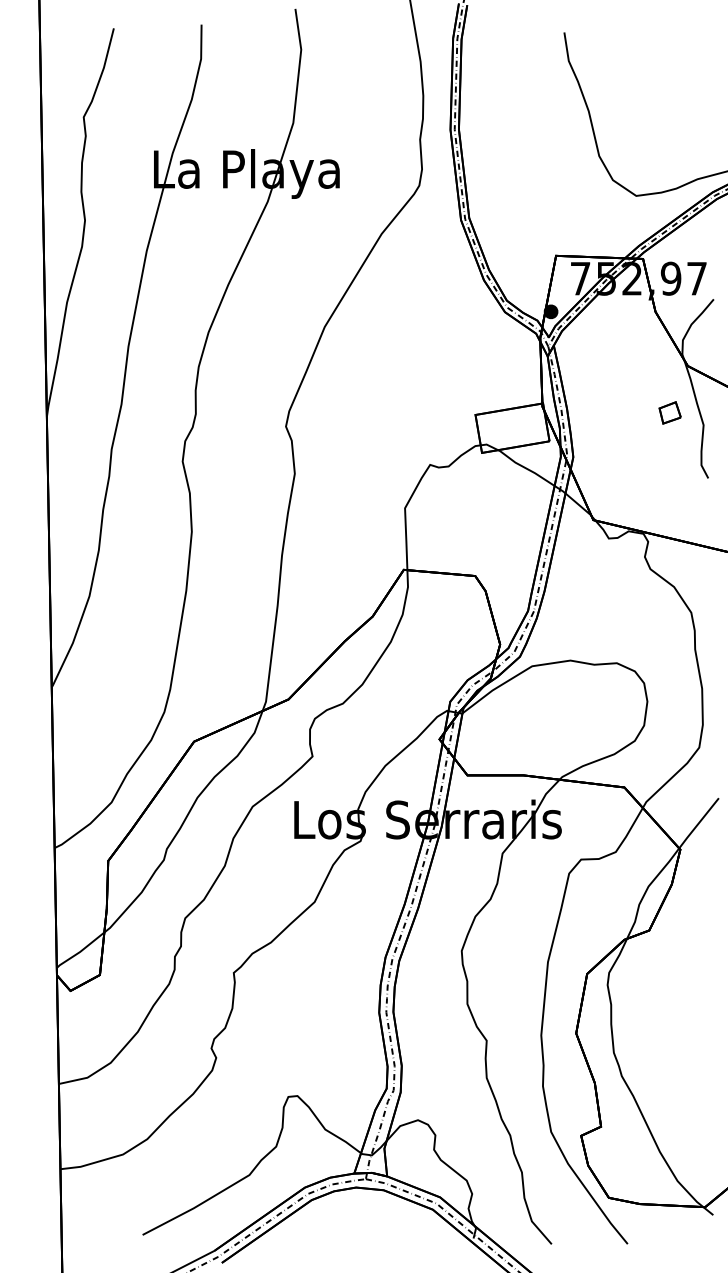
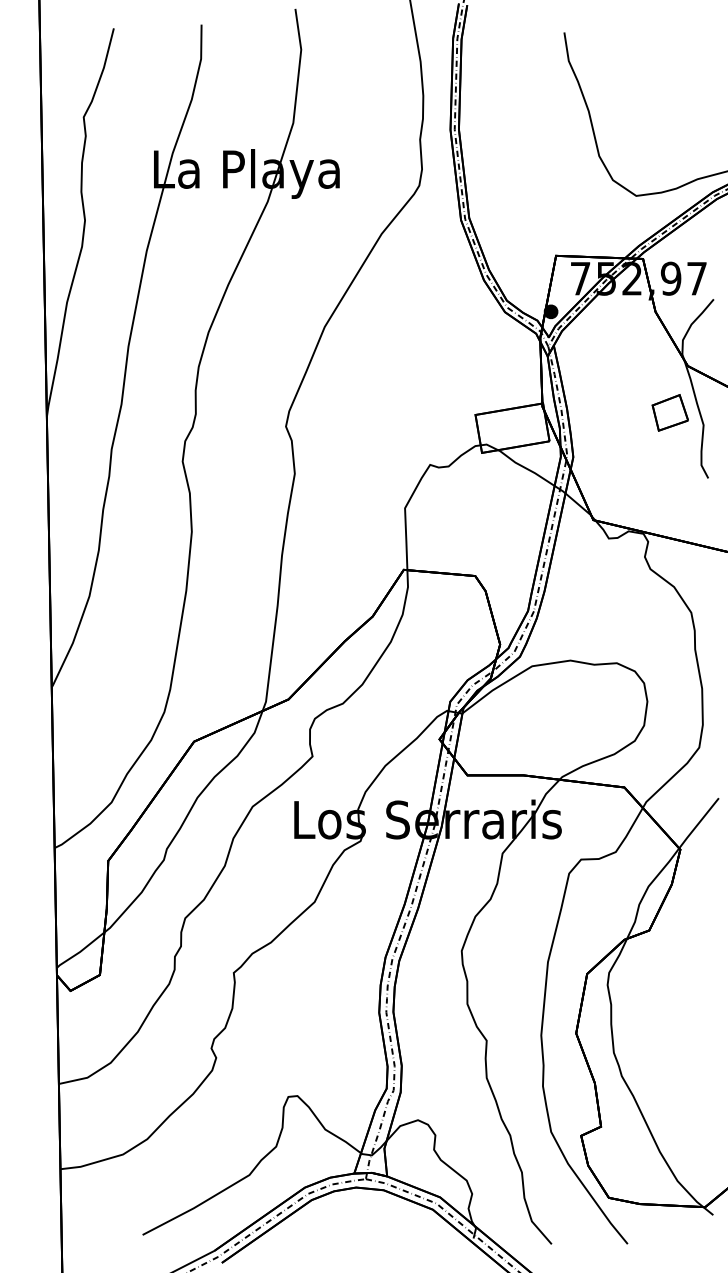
part size: 24x24 px -> 38x38 px (669, 412)
